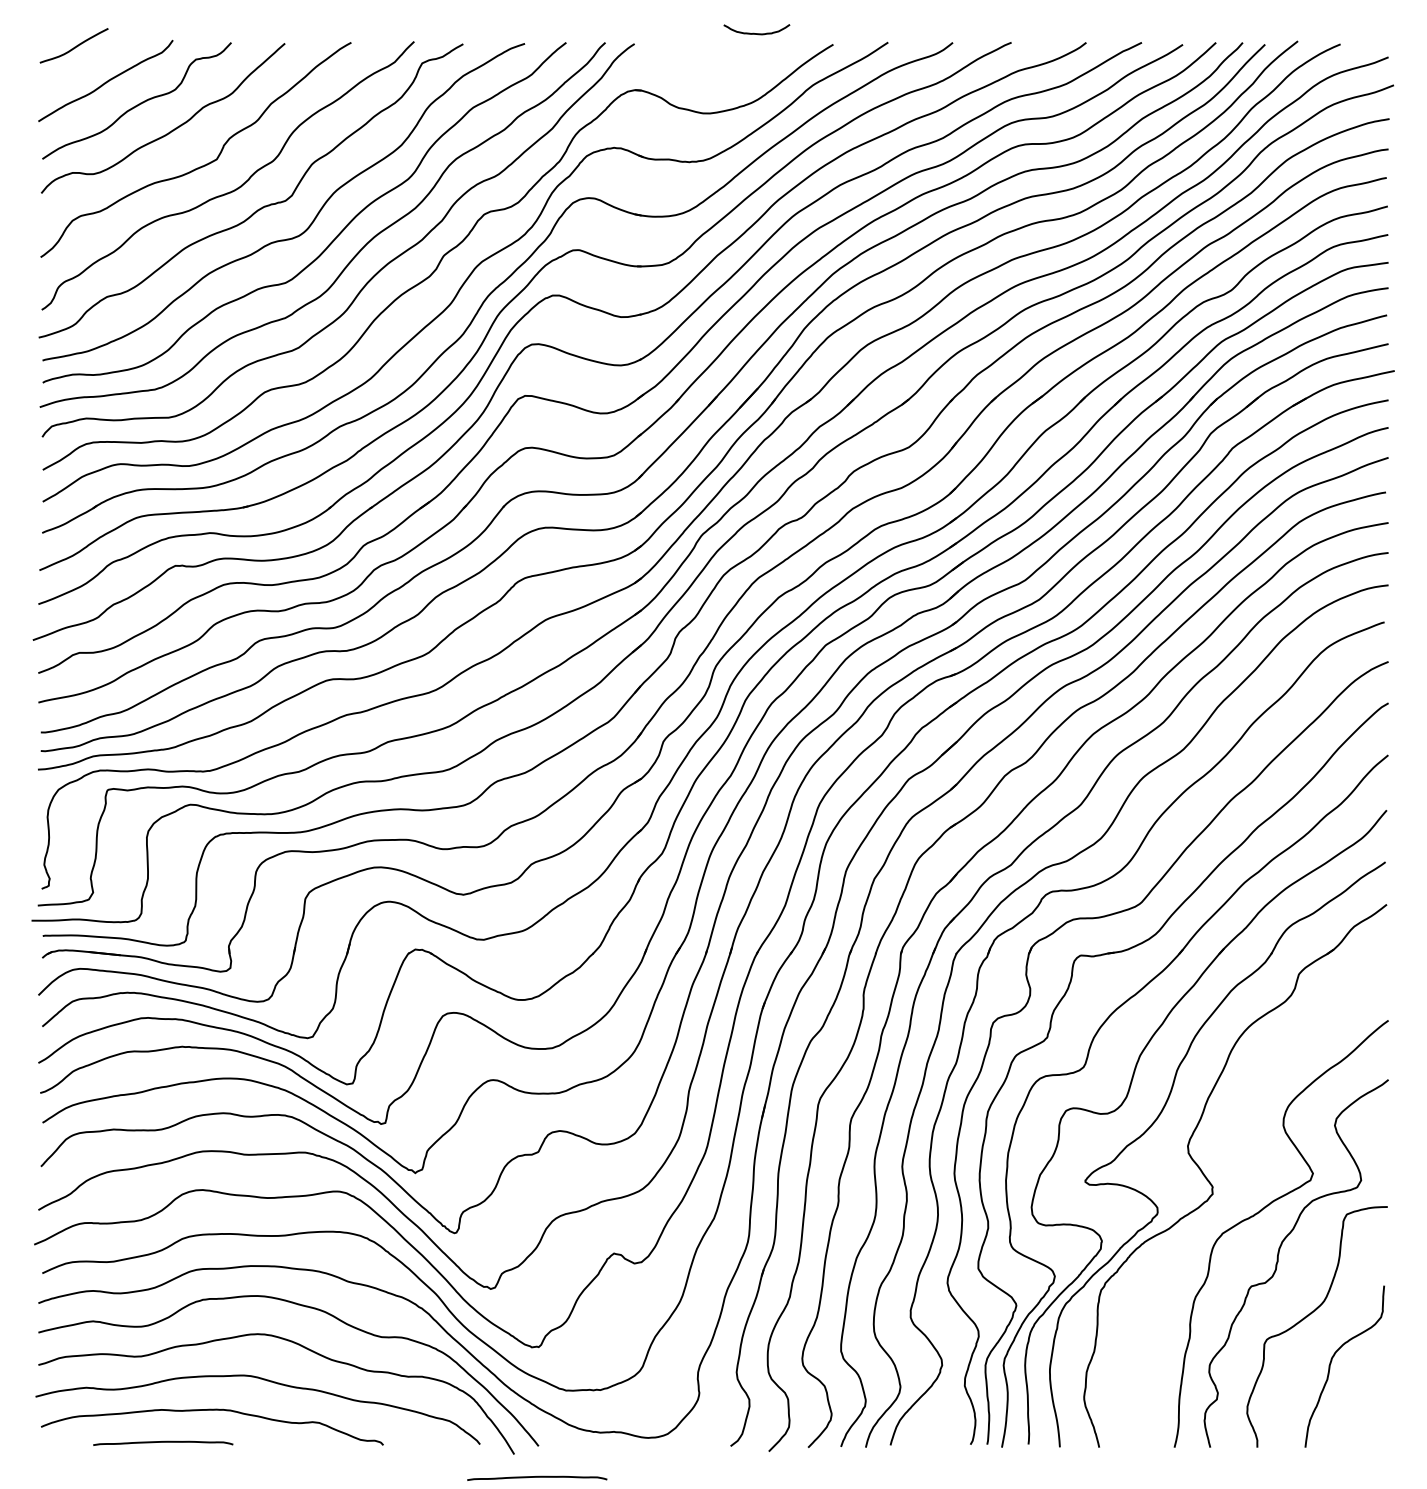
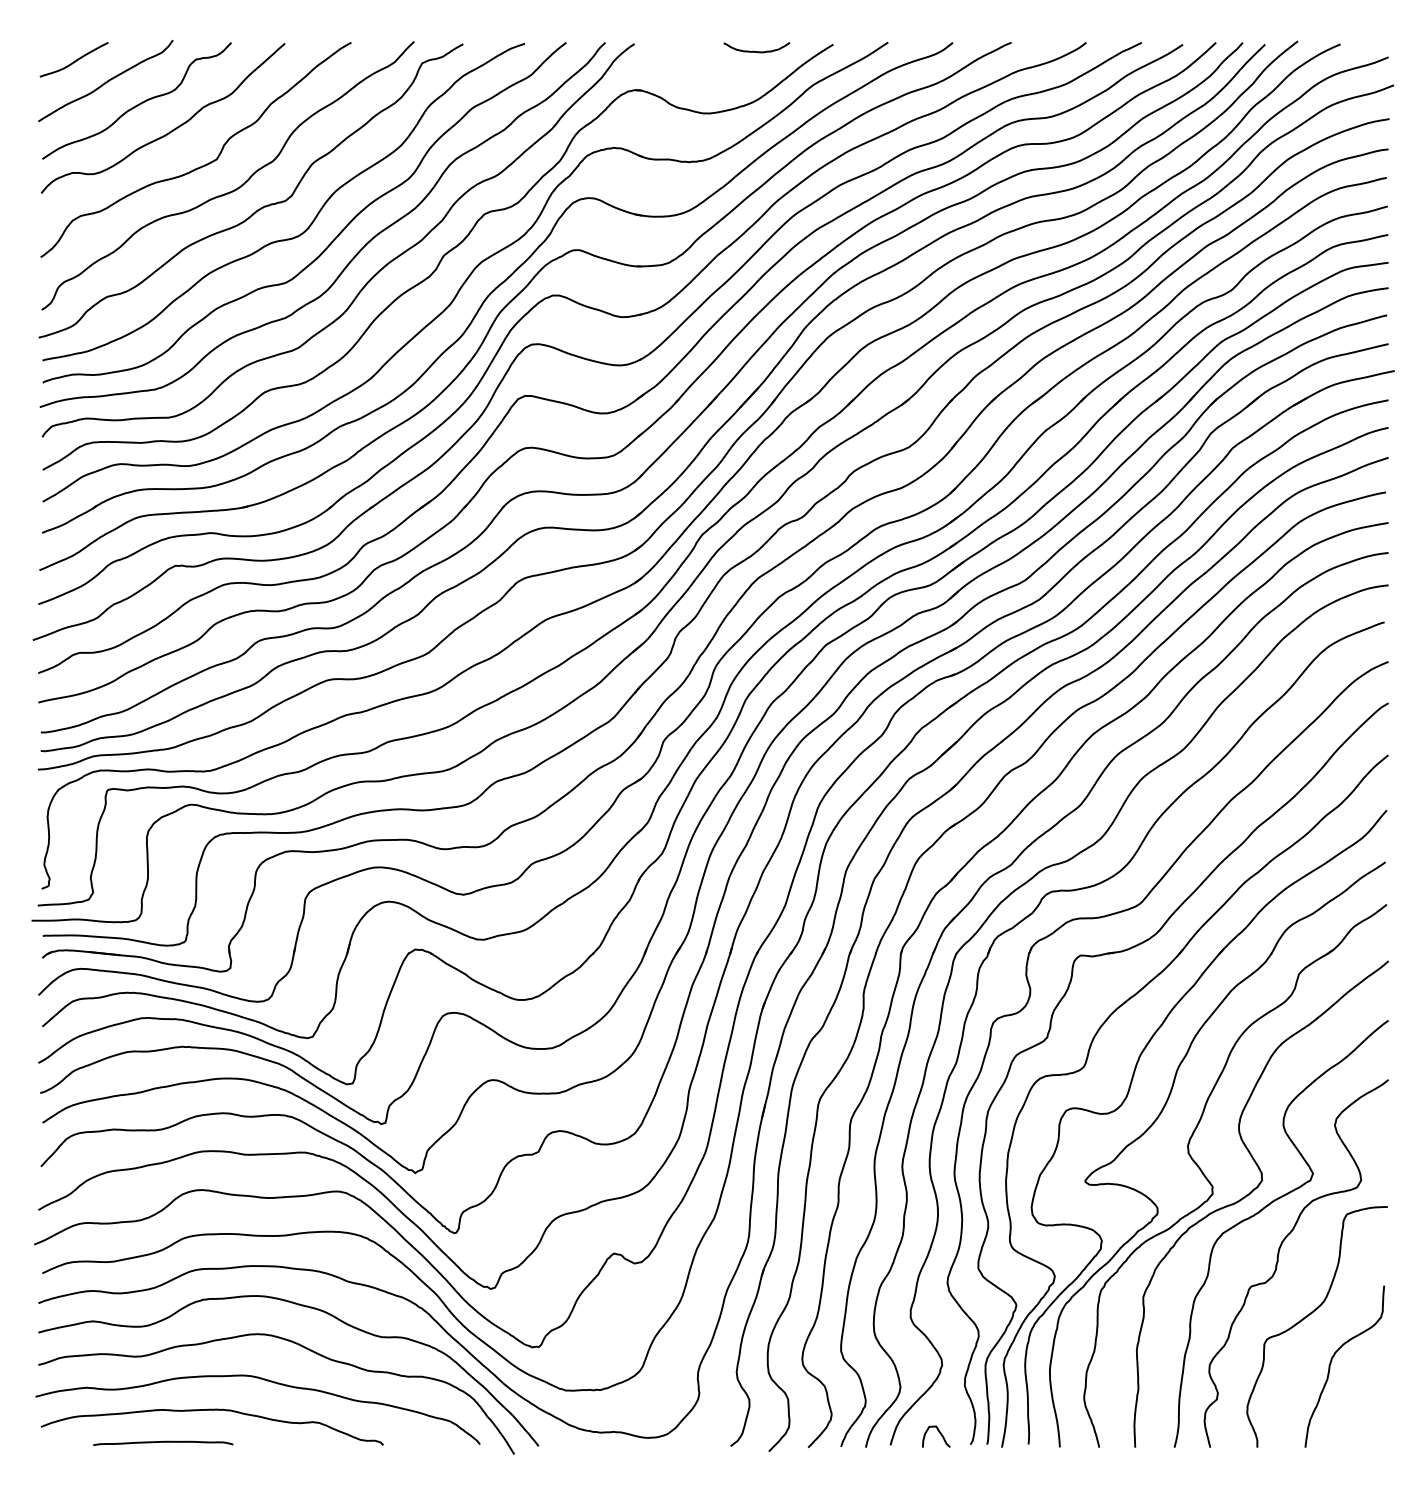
curve position: (756, 33) -> (756, 51) (756, 51)
curve position: (74, 46) -> (74, 60) (74, 60)
curve: none -> present (1251, 1193)
curve: none -> present (939, 1433)
curve: present -> none (537, 1477)
